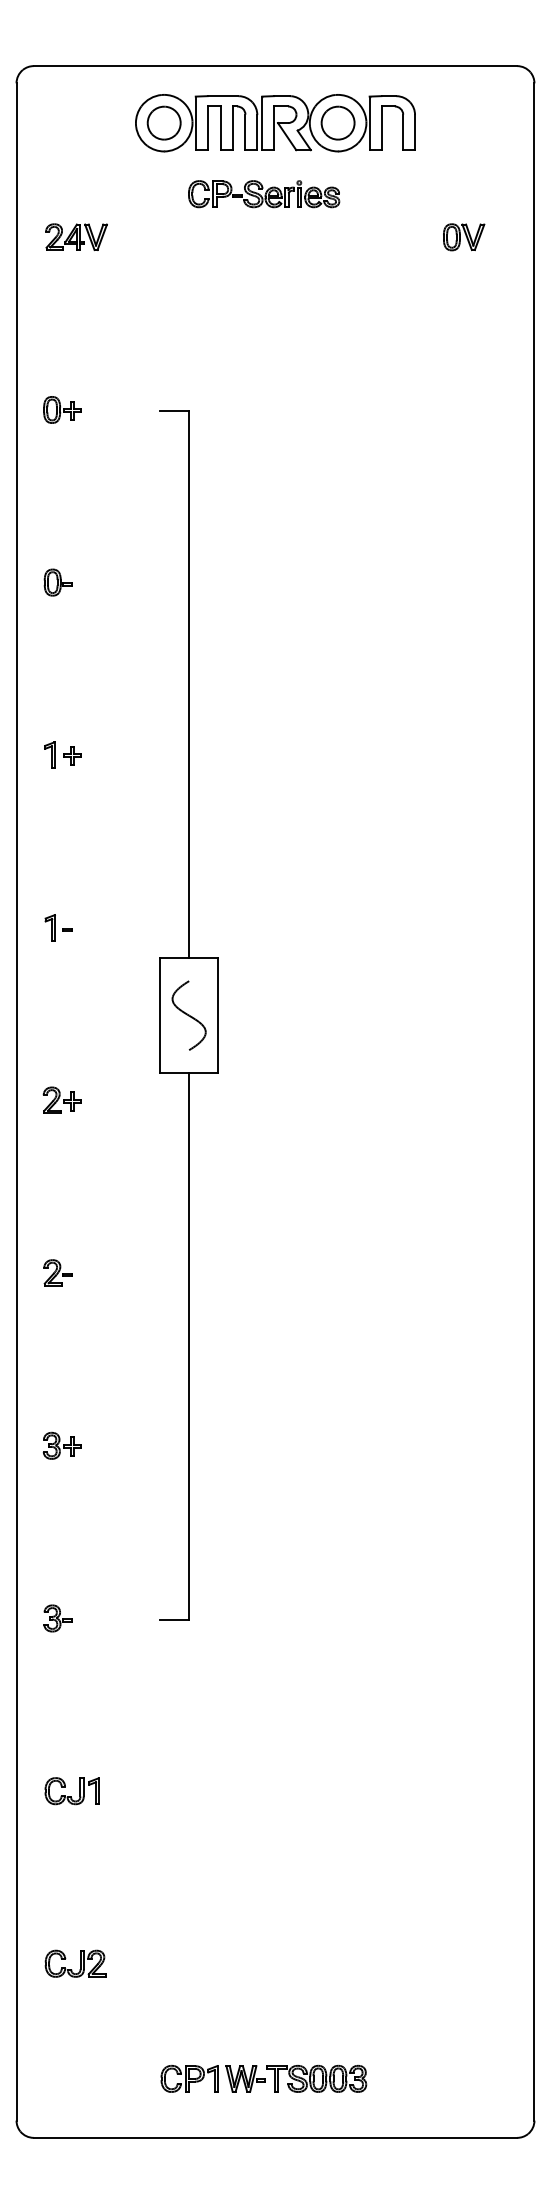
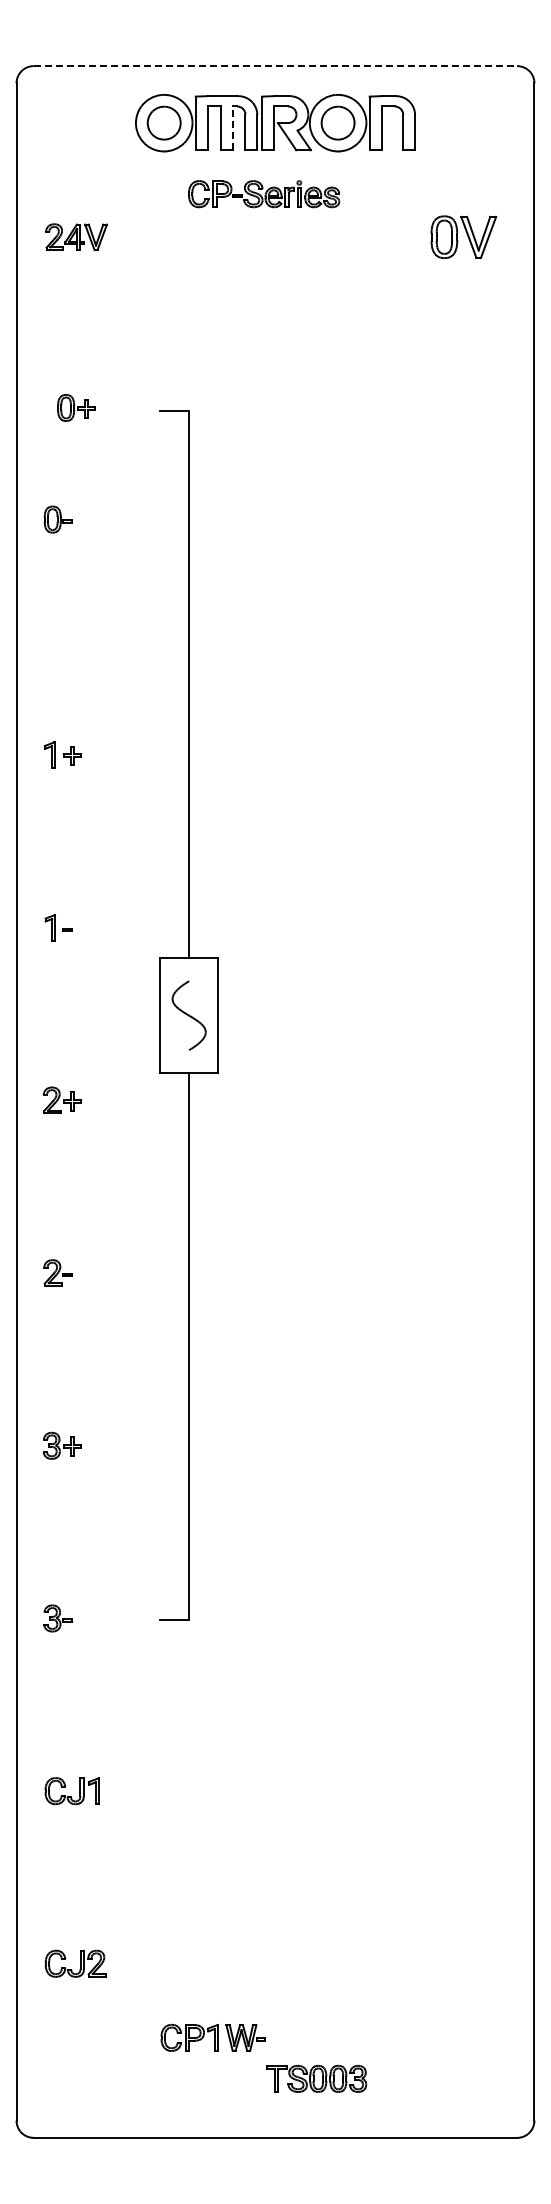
line: solid -> dashed (275, 66)
line: solid -> dashed (232, 128)
part size: 43x29 px -> 68x44 px (463, 236)
part position: (62, 409) -> (76, 407) (76, 407)
part position: (57, 582) -> (57, 519) (57, 519)
part position: (212, 2078) -> (212, 2037) (212, 2037)
